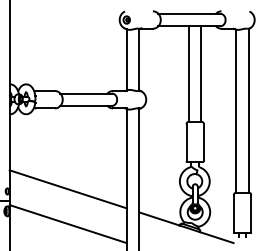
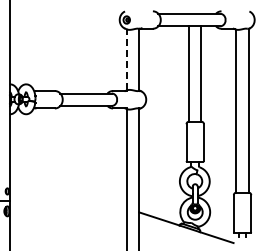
line: solid -> dashed (126, 59)
line: present -> none (67, 189)
line: present -> none (67, 224)
